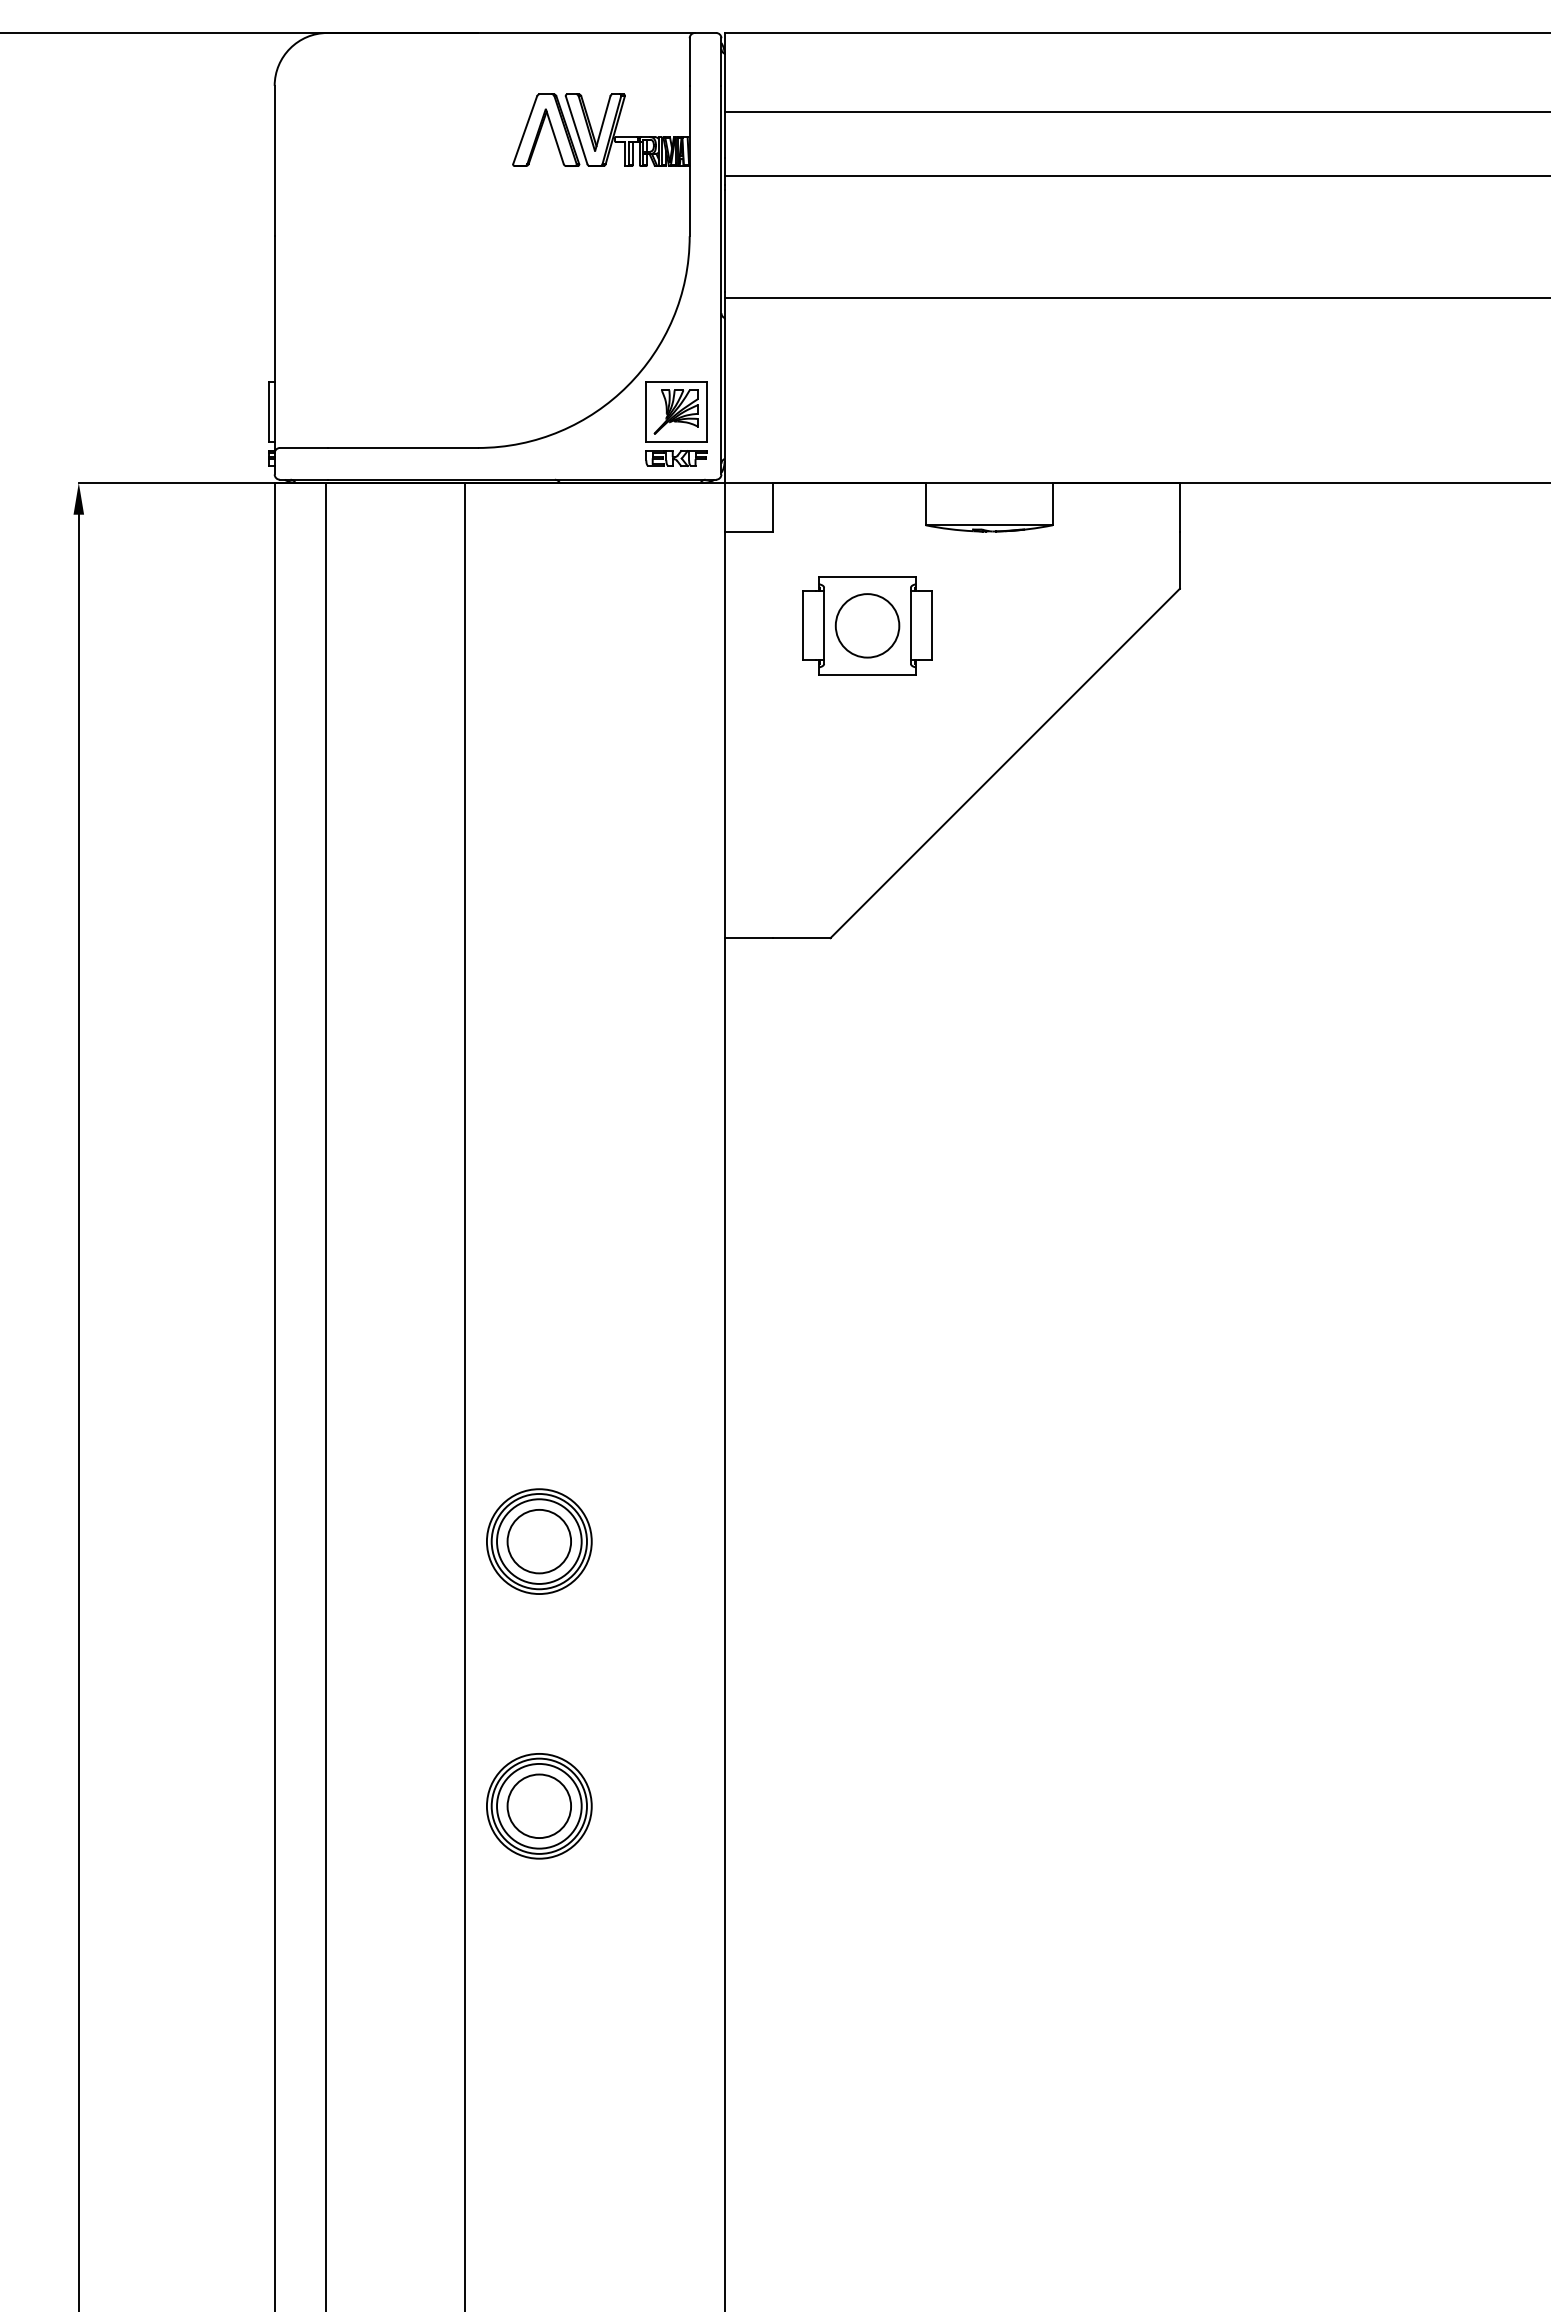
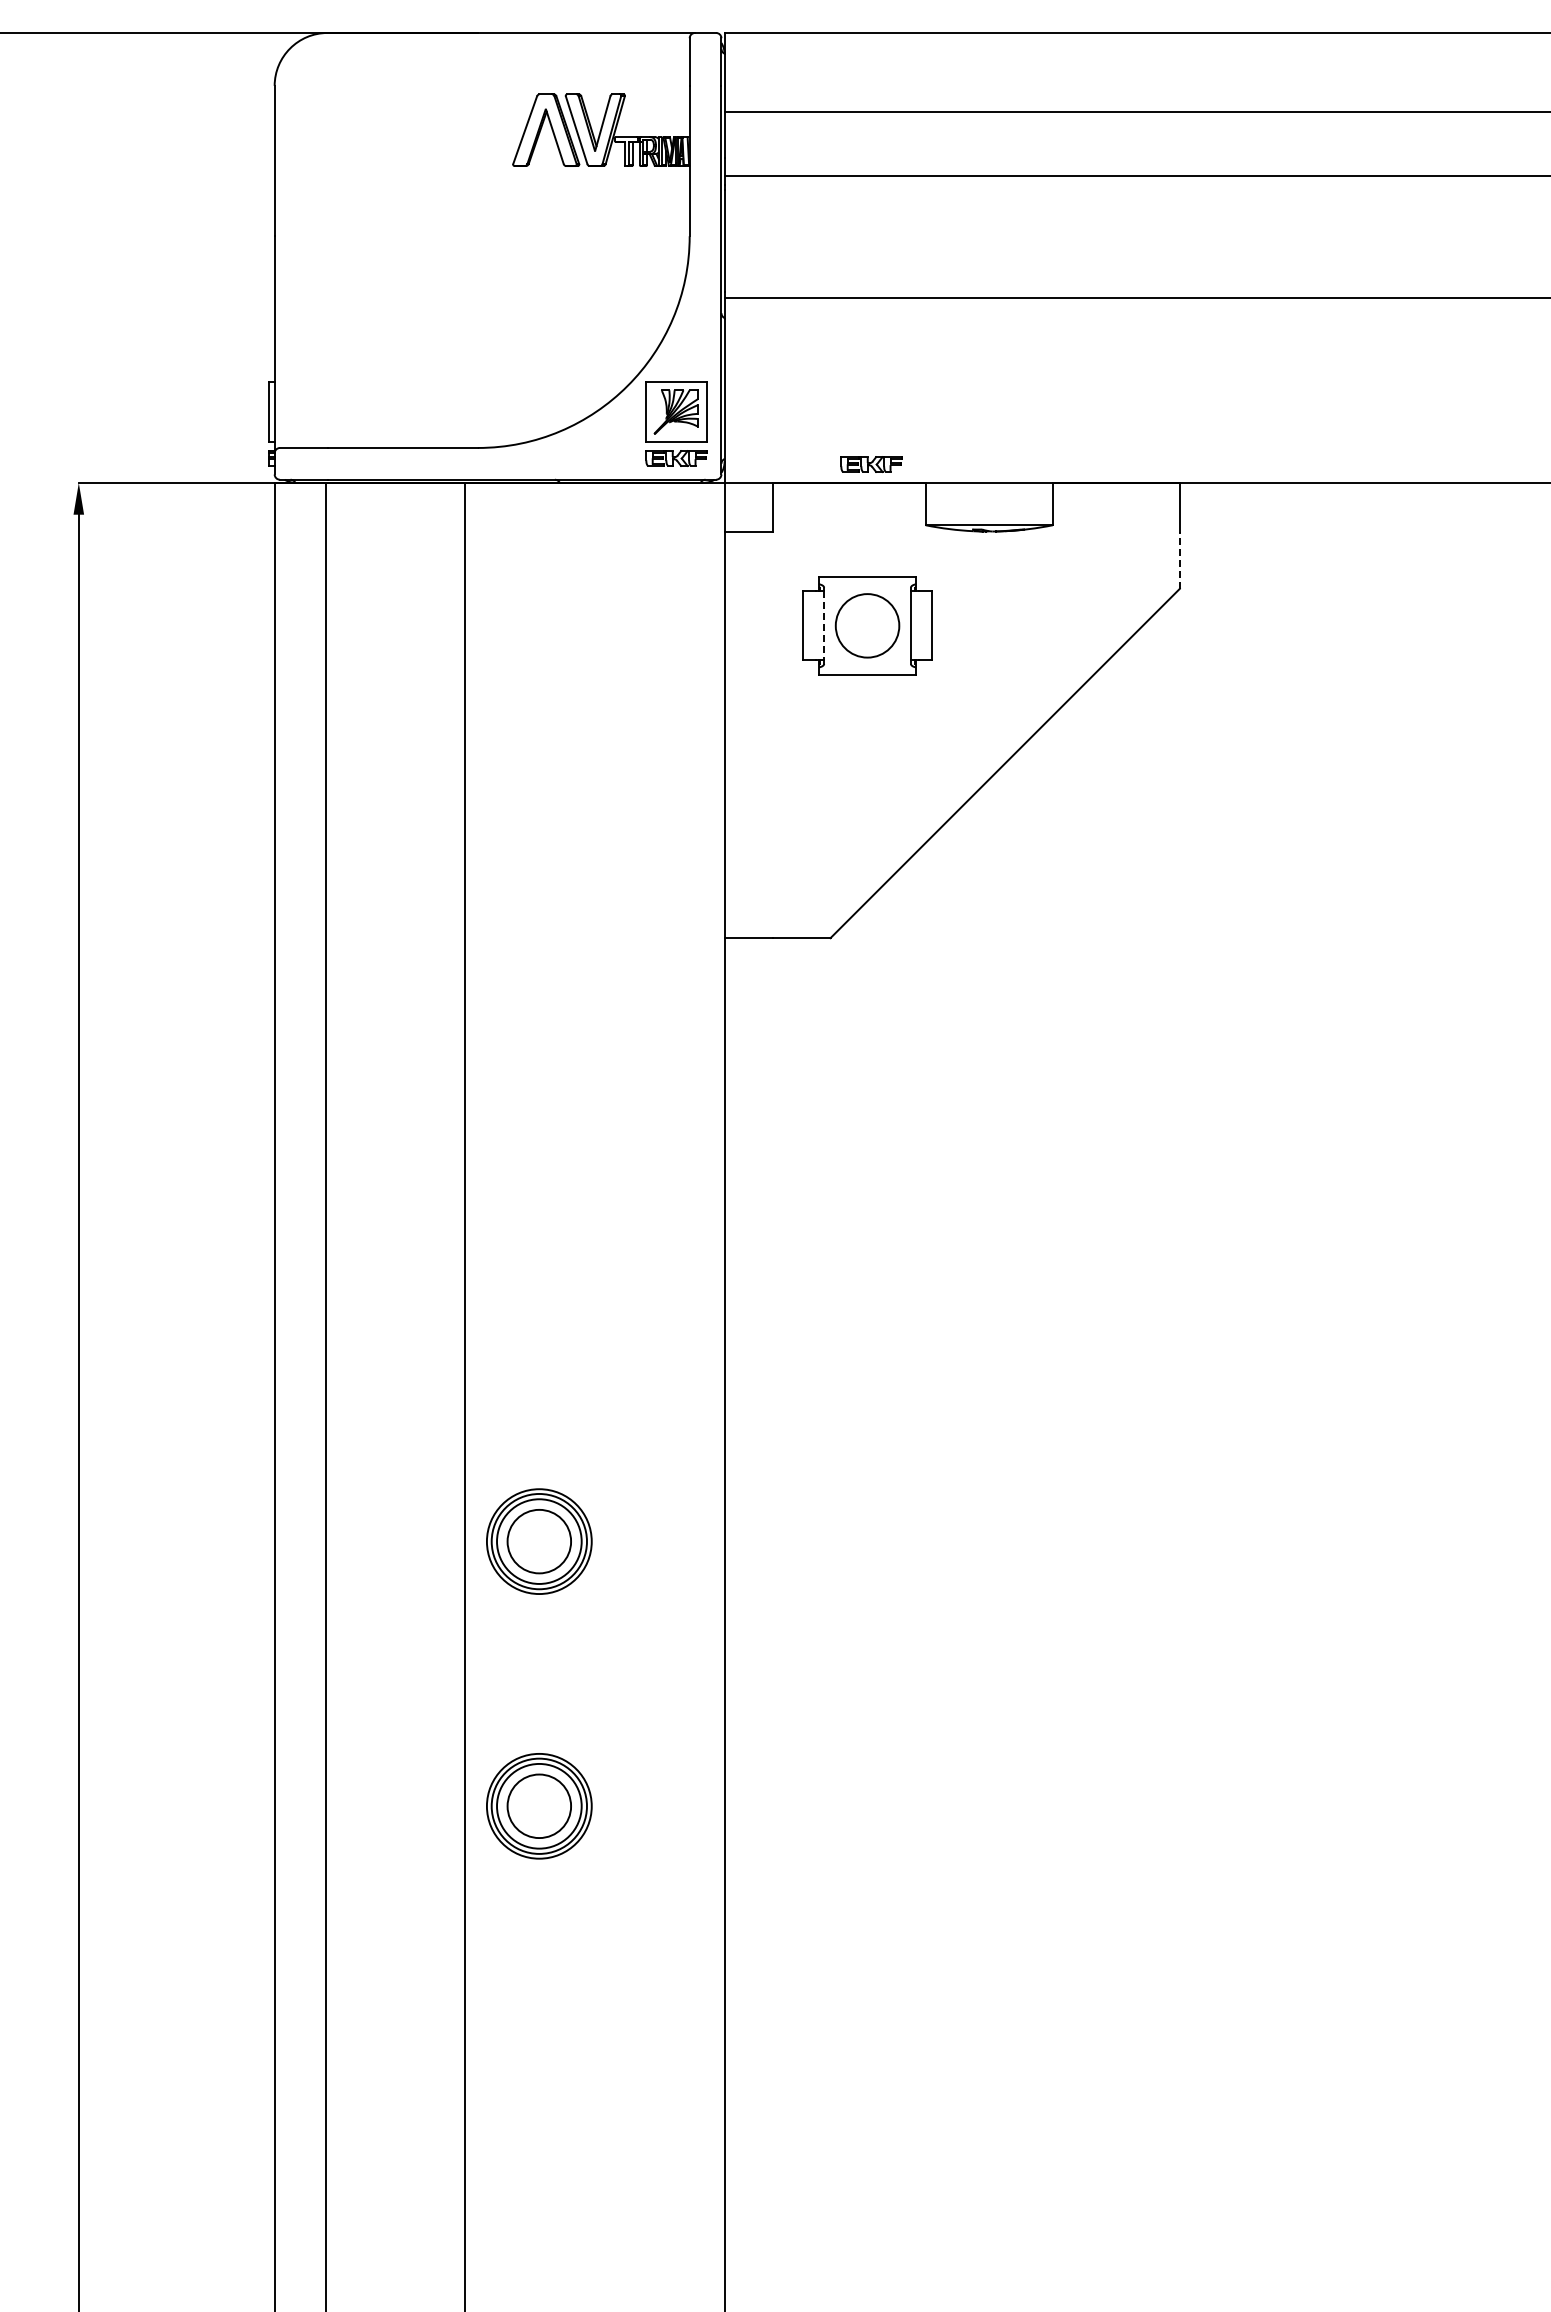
part: none -> present (871, 464)
line: solid -> dashed (1179, 560)
line: solid -> dashed (824, 626)
